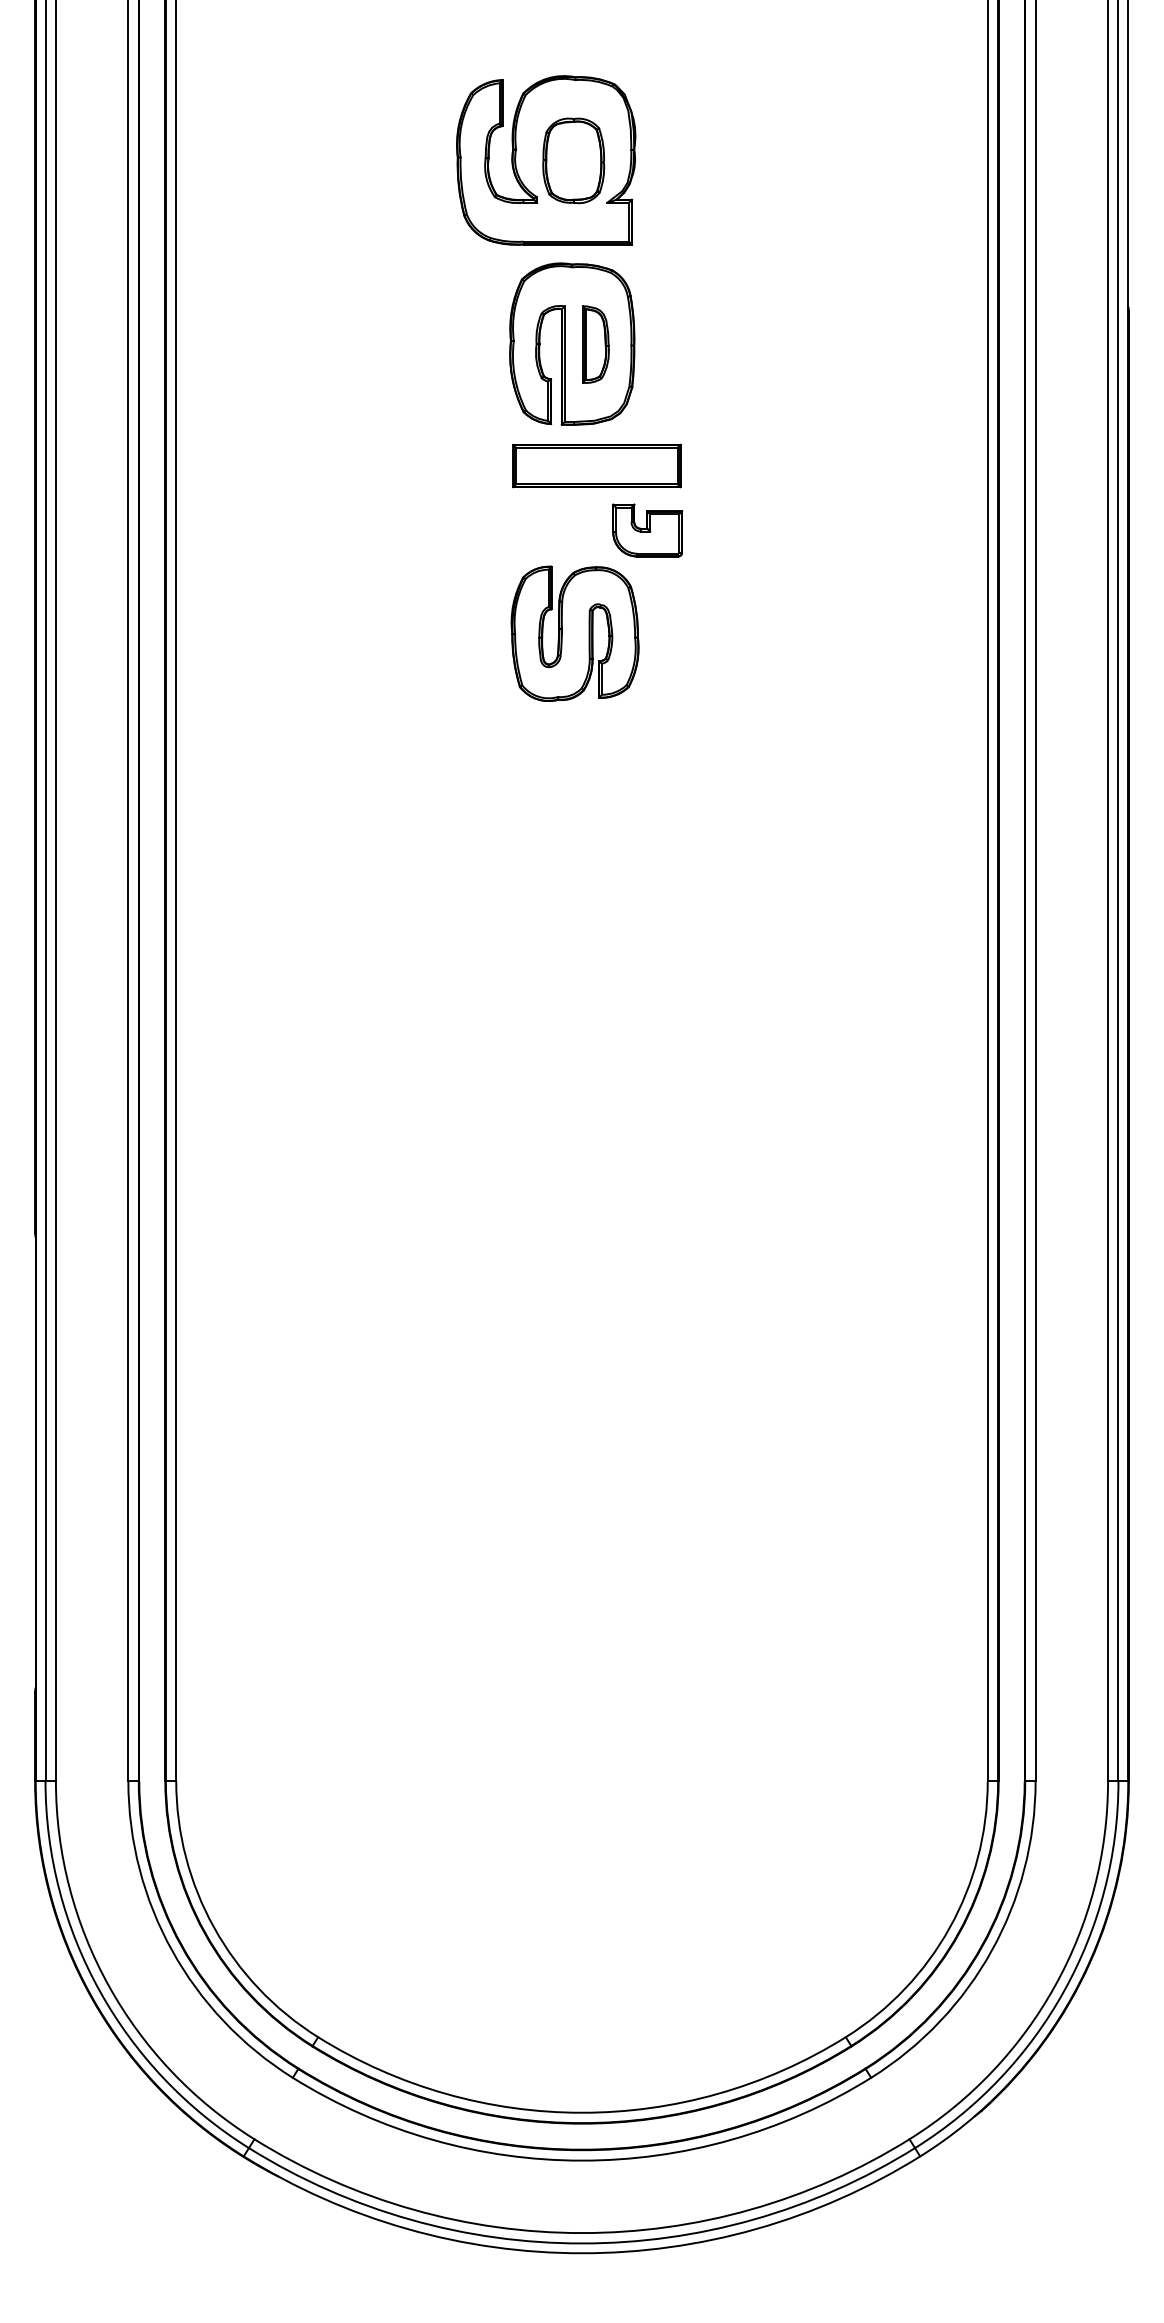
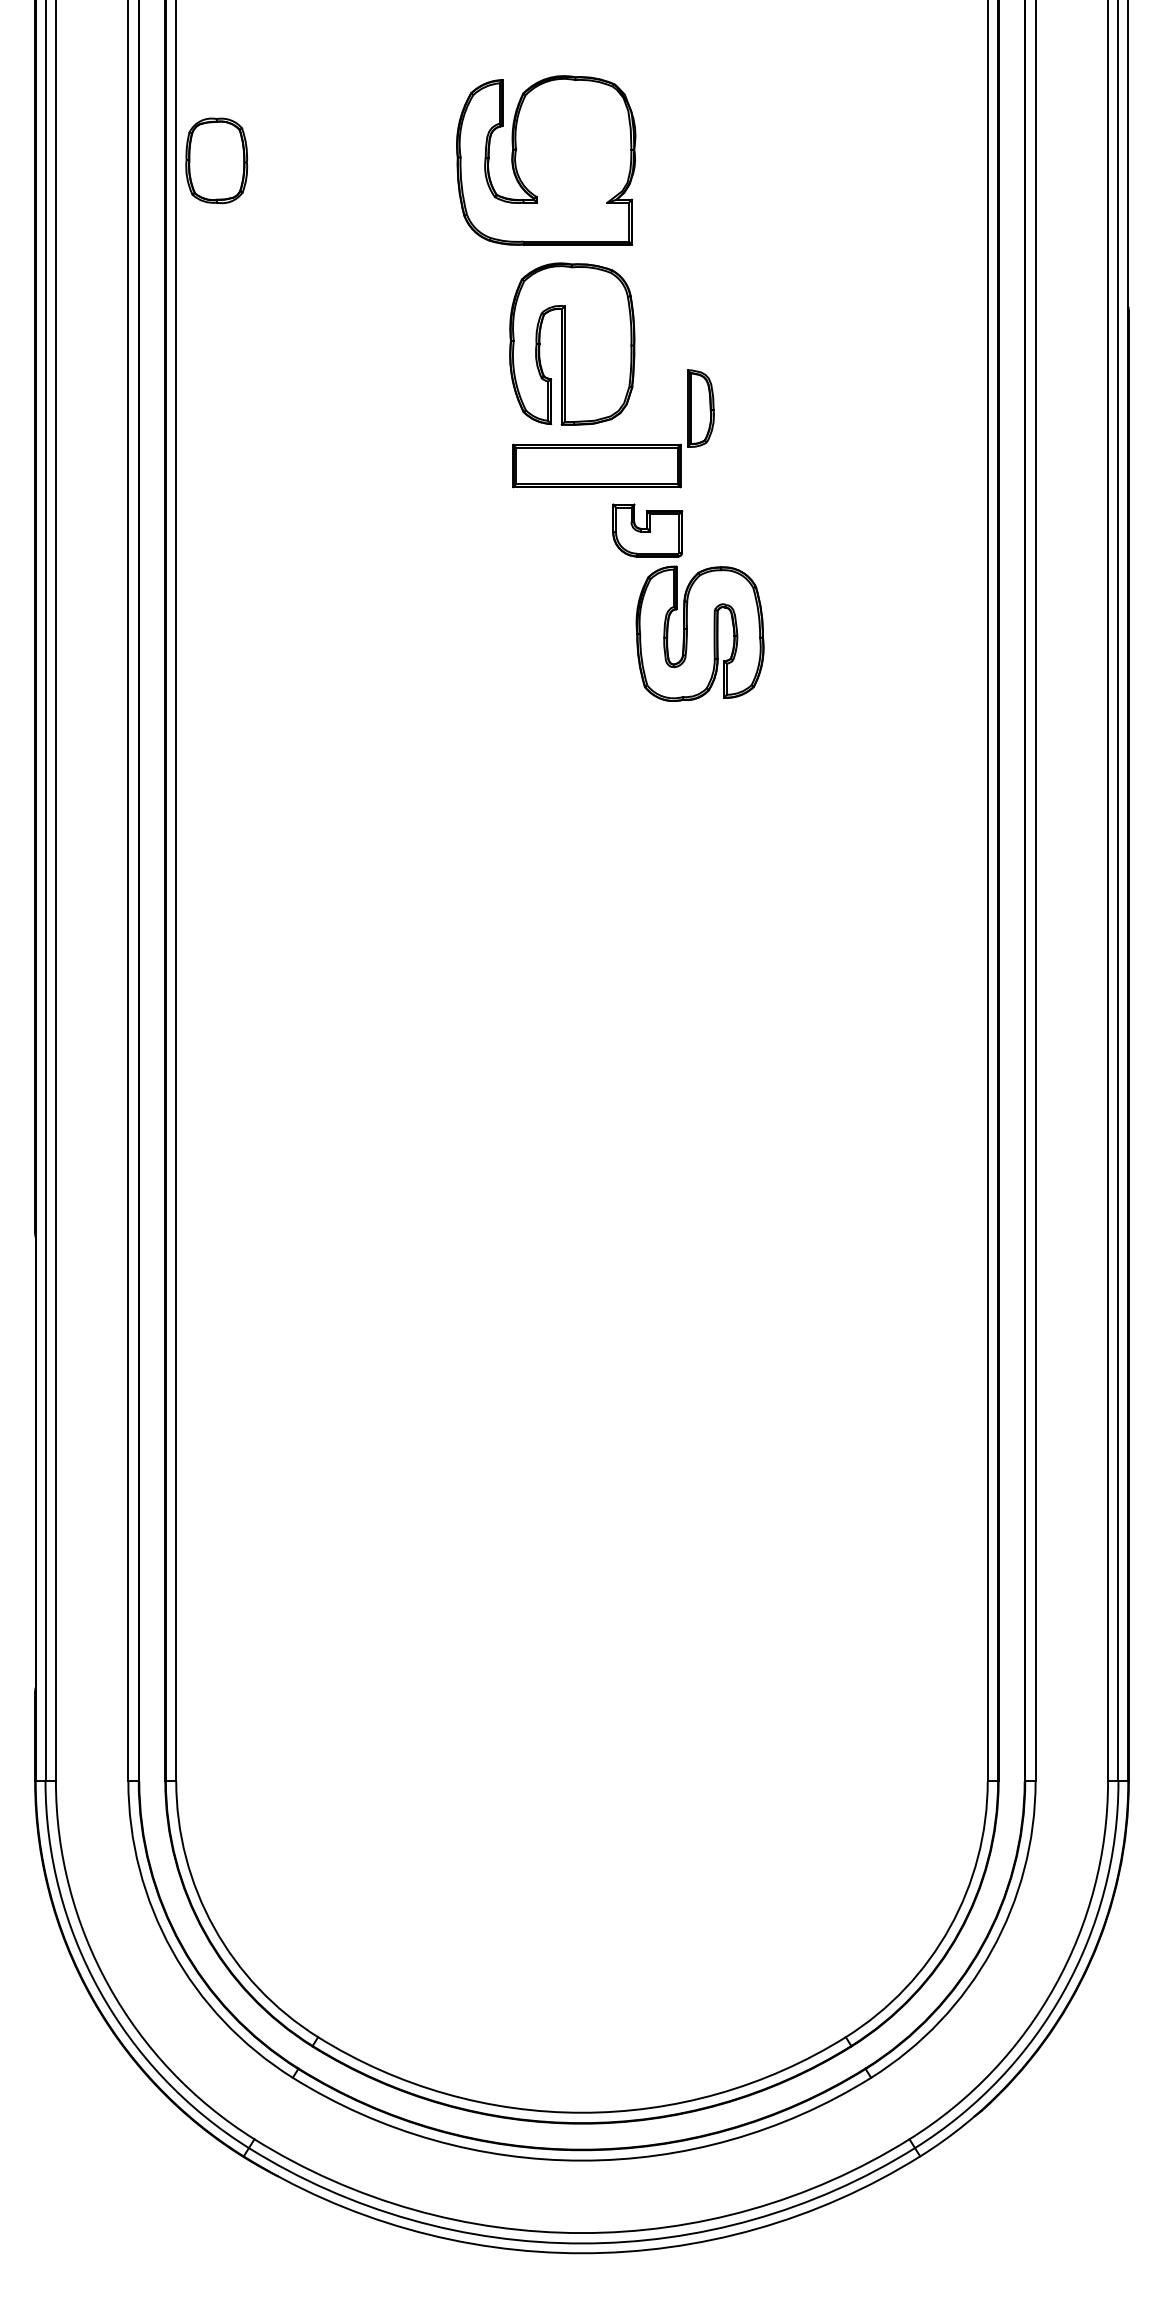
part position: (573, 160) -> (216, 160) (216, 160)
part position: (595, 344) -> (700, 408) (700, 408)
part position: (574, 633) -> (699, 633) (699, 633)
